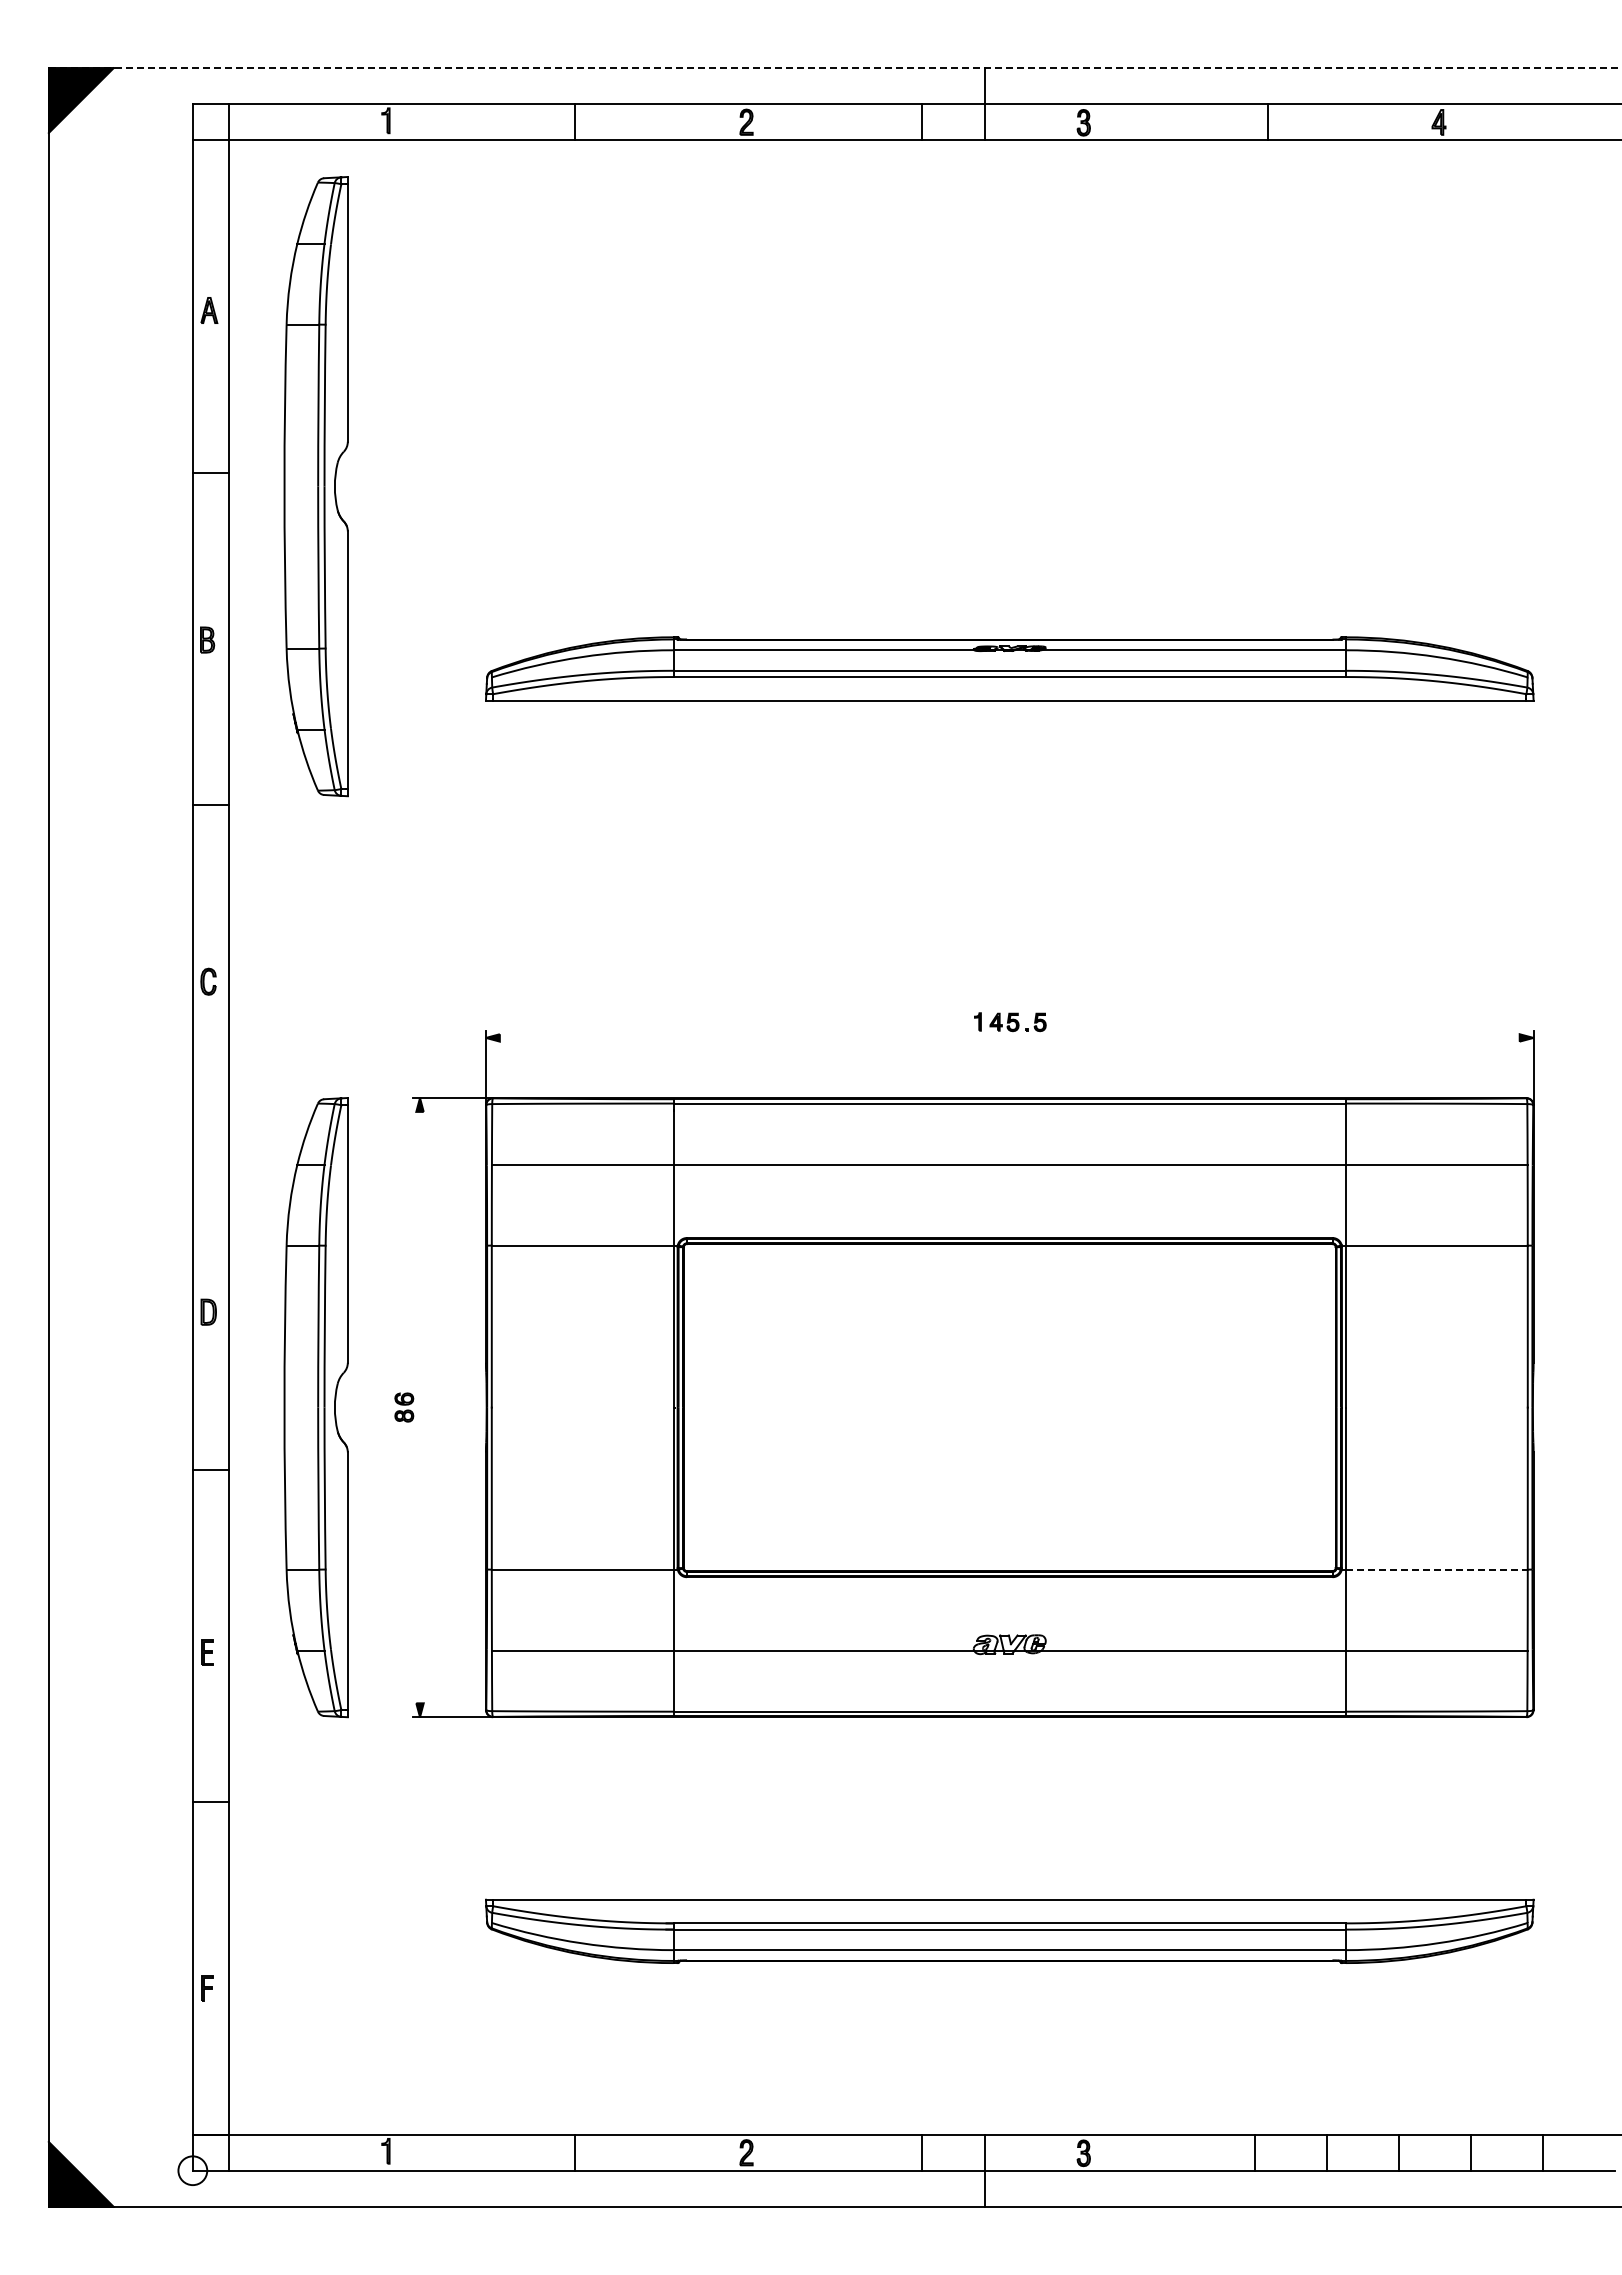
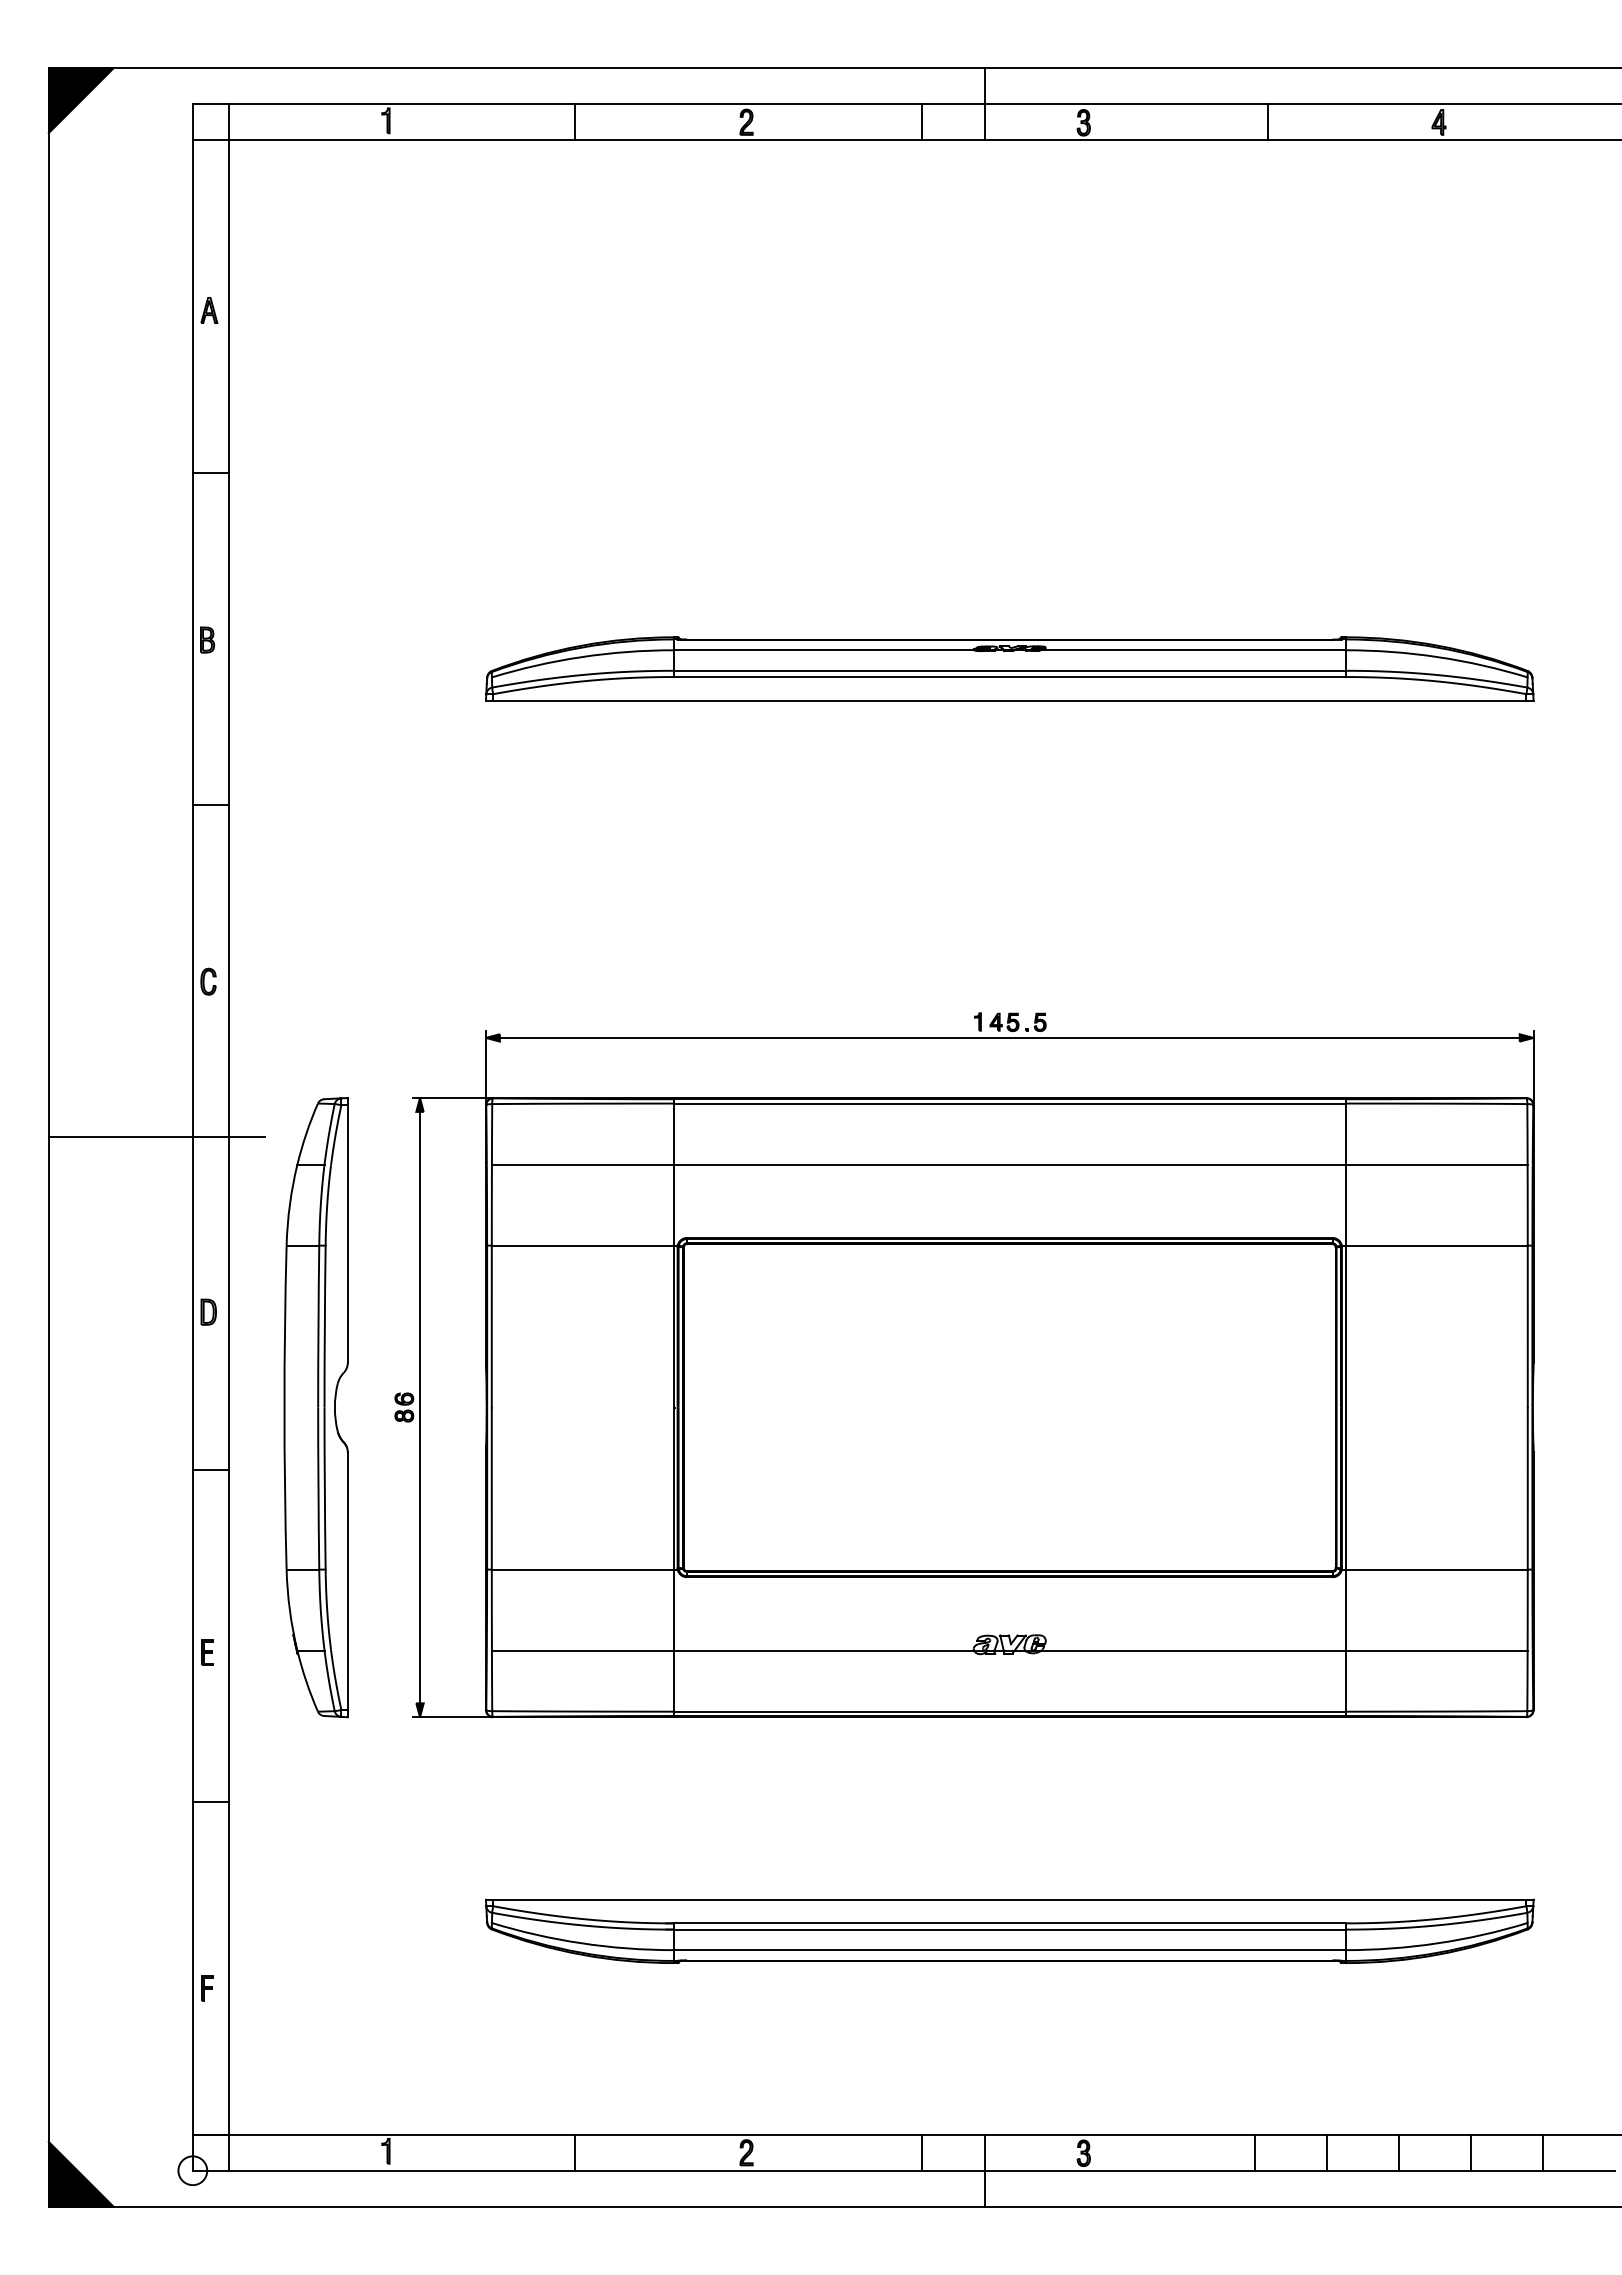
line: dashed -> solid (835, 68)
part: present -> none (315, 486)
line: none -> present (1009, 1037)
line: none -> present (156, 1137)
line: none -> present (420, 1407)
line: dashed -> solid (1436, 1569)
